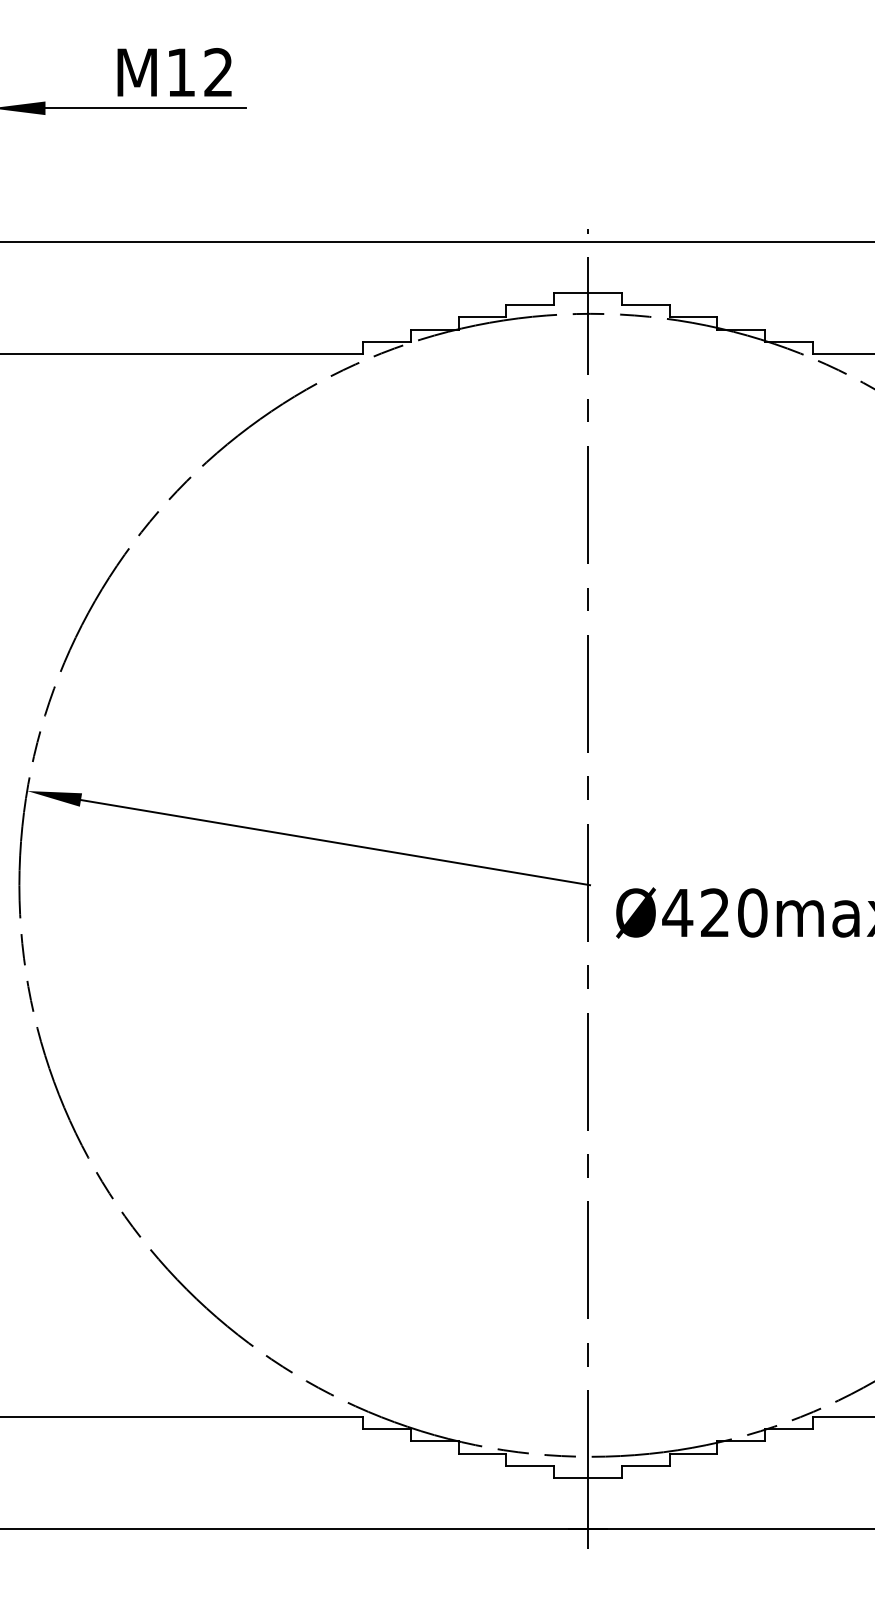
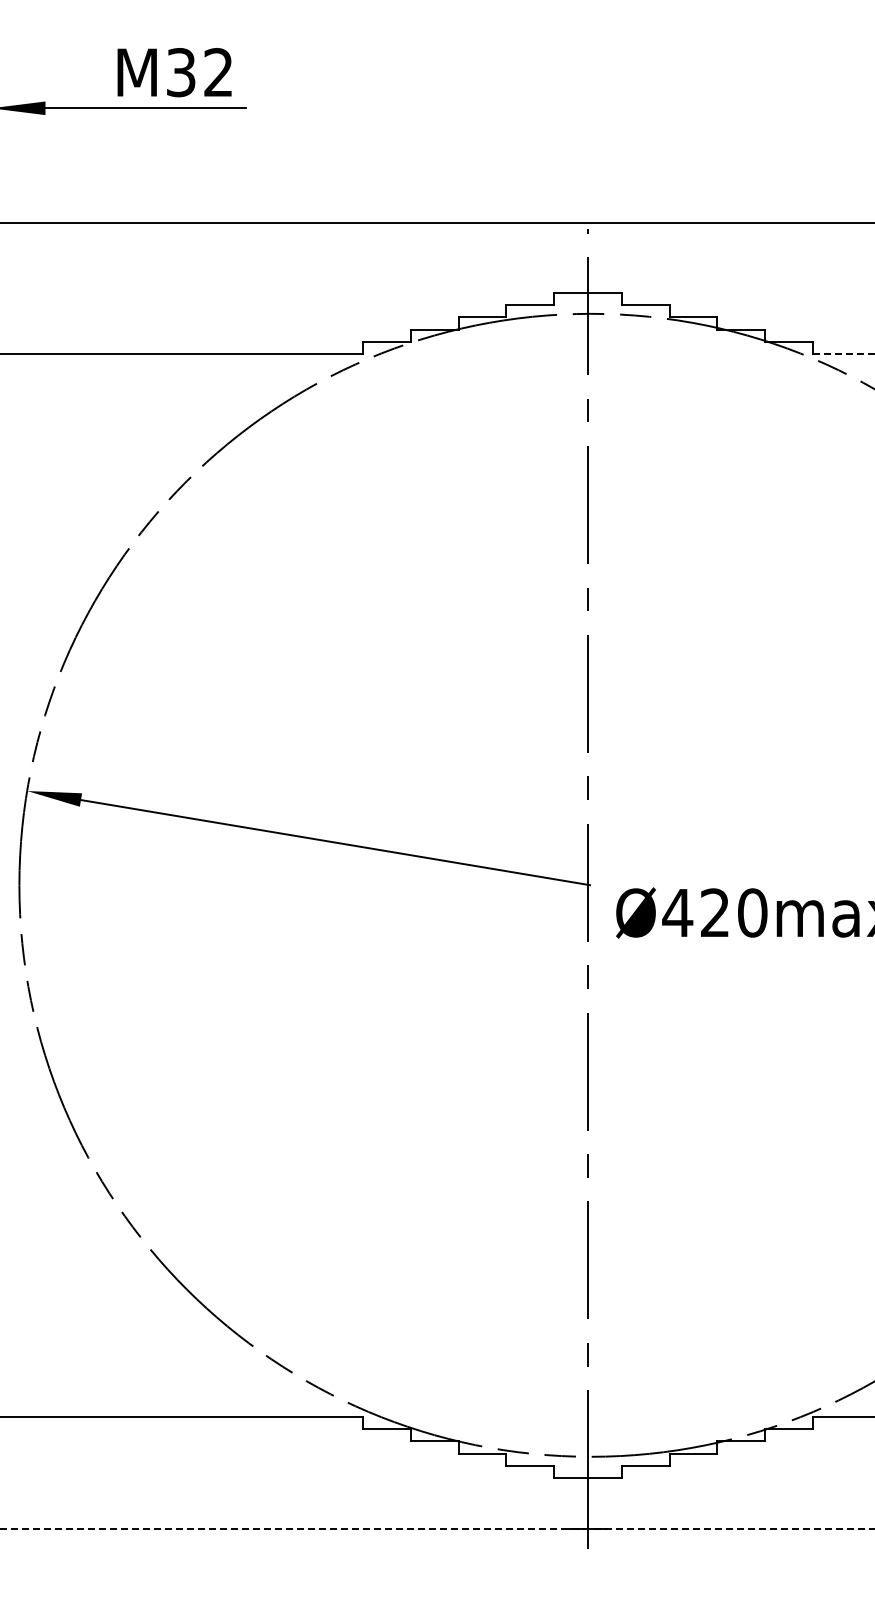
text: M12 -> M32 (181, 72)
line position: (436, 242) -> (436, 223) (436, 223)
line: solid -> dashed (843, 354)
line: solid -> dashed (437, 1528)
